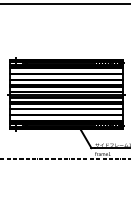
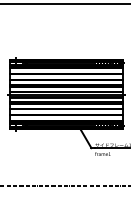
line position: (64, 159) -> (64, 186) (64, 186)
